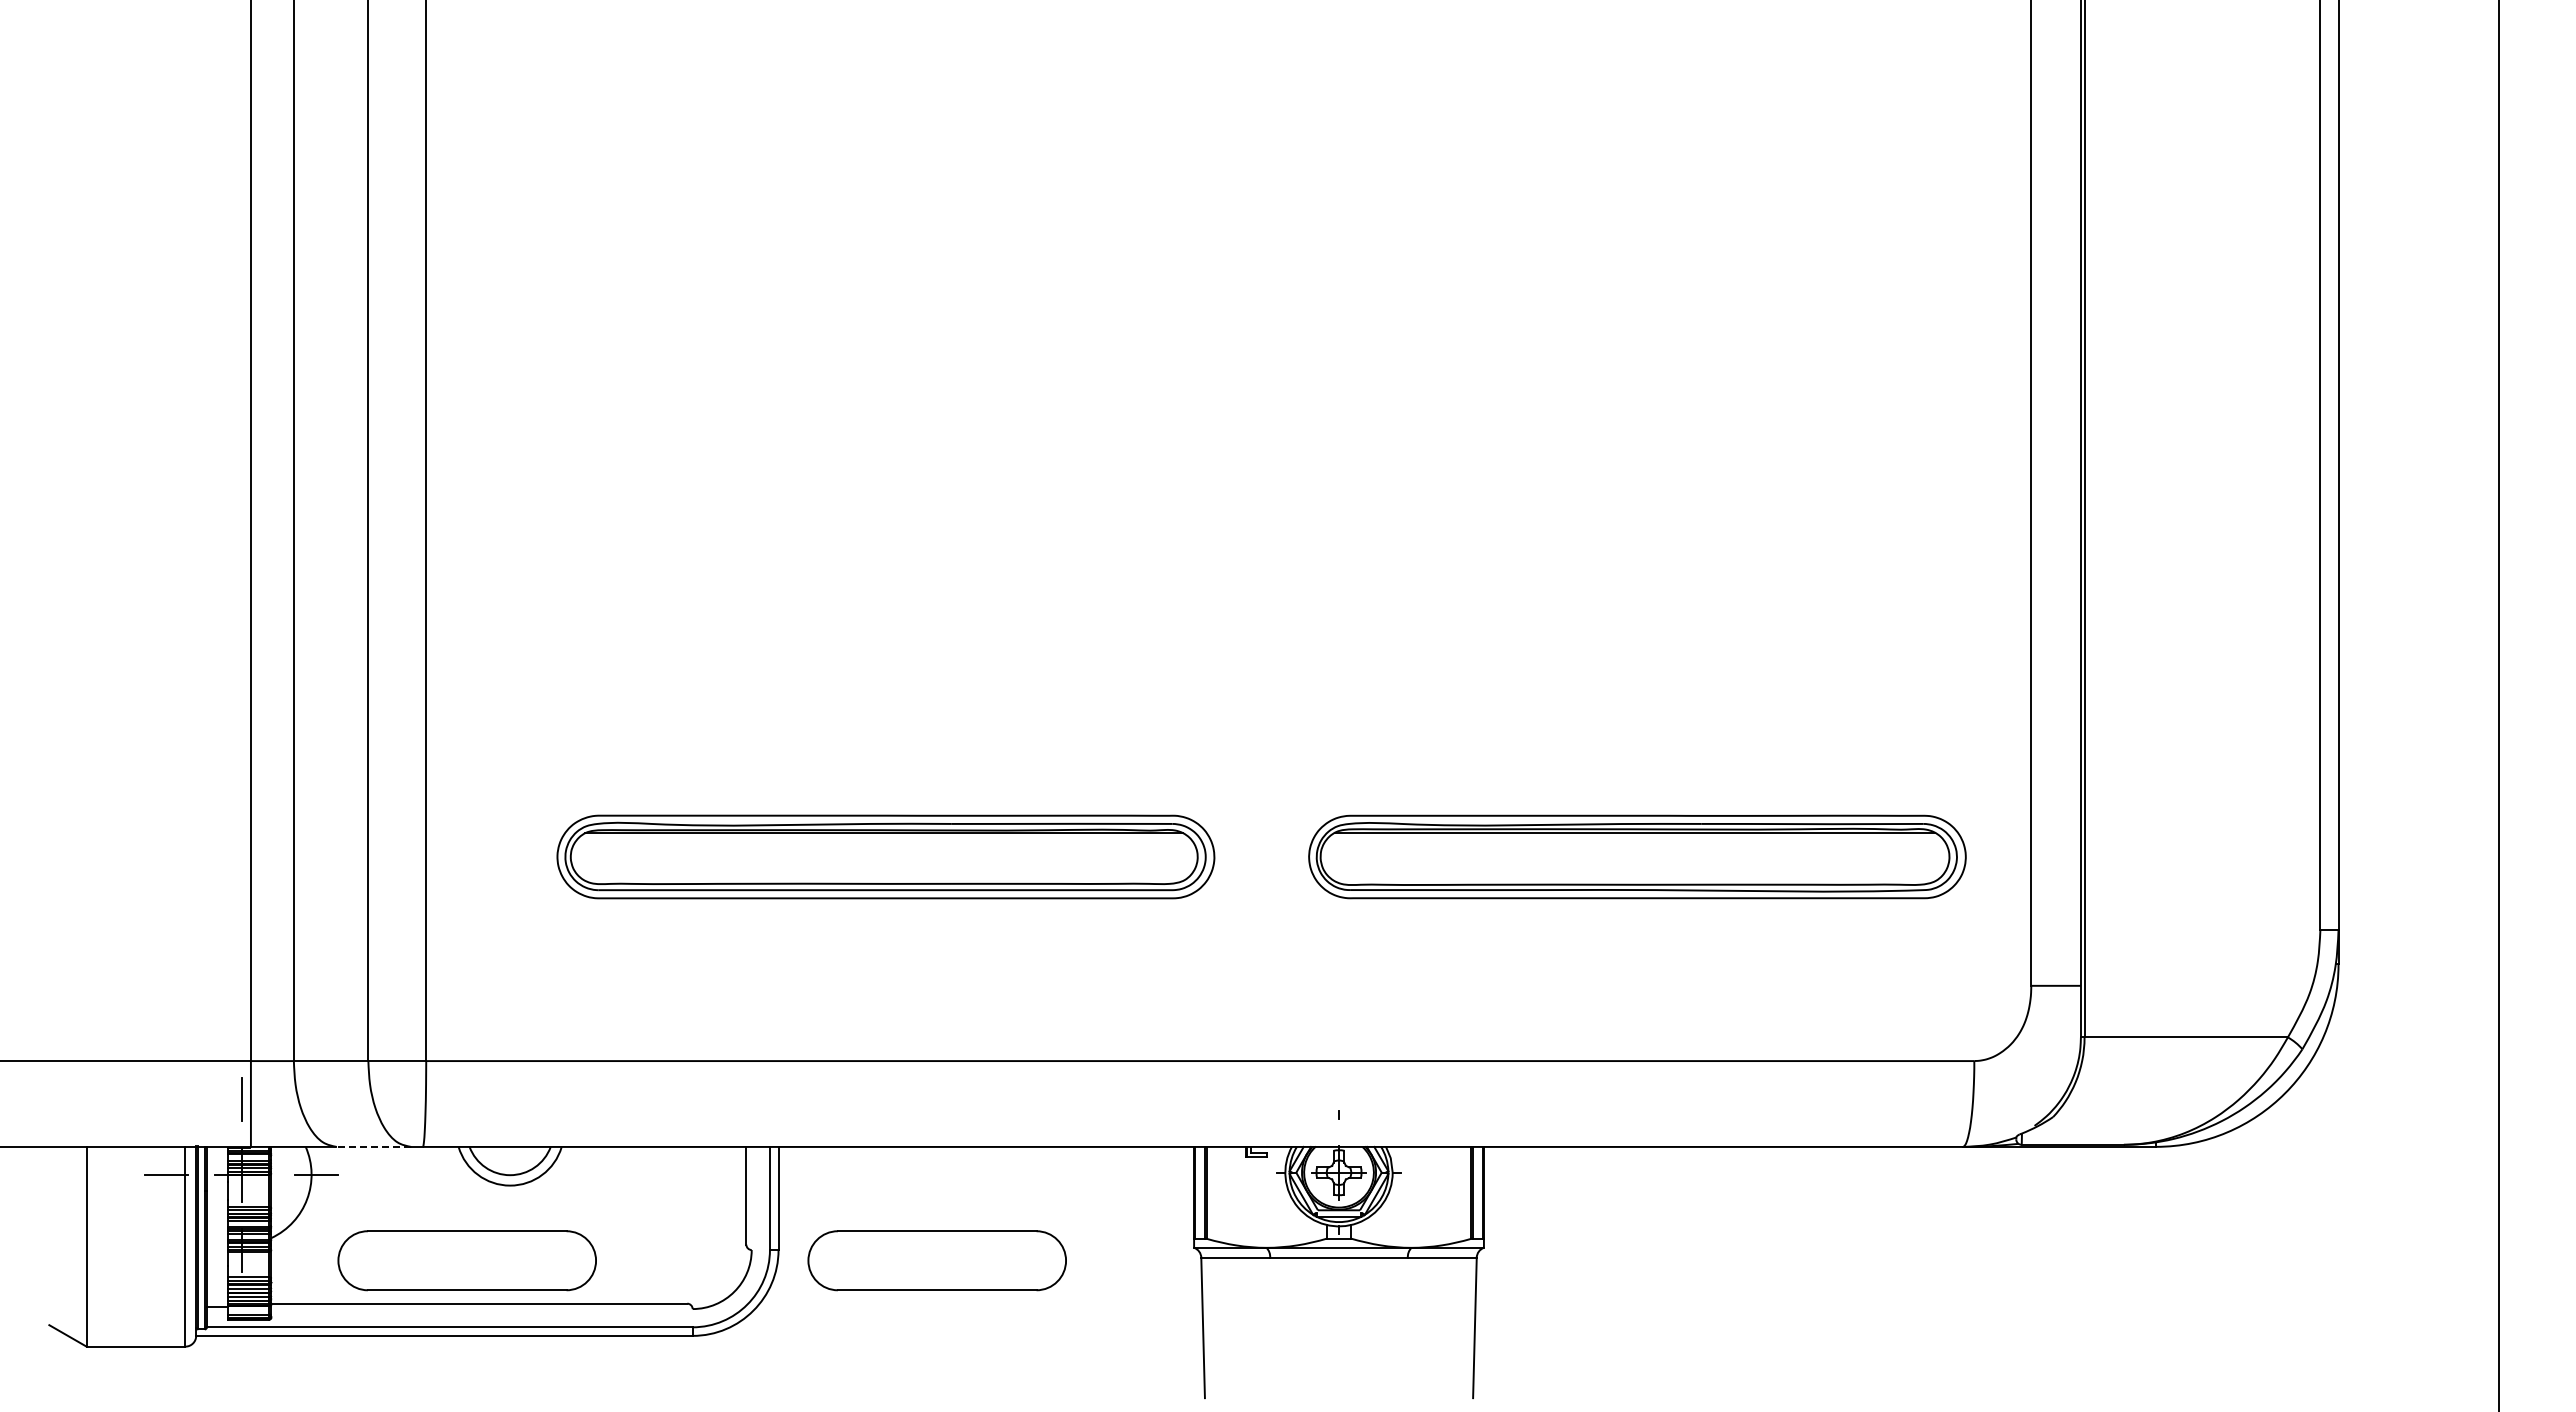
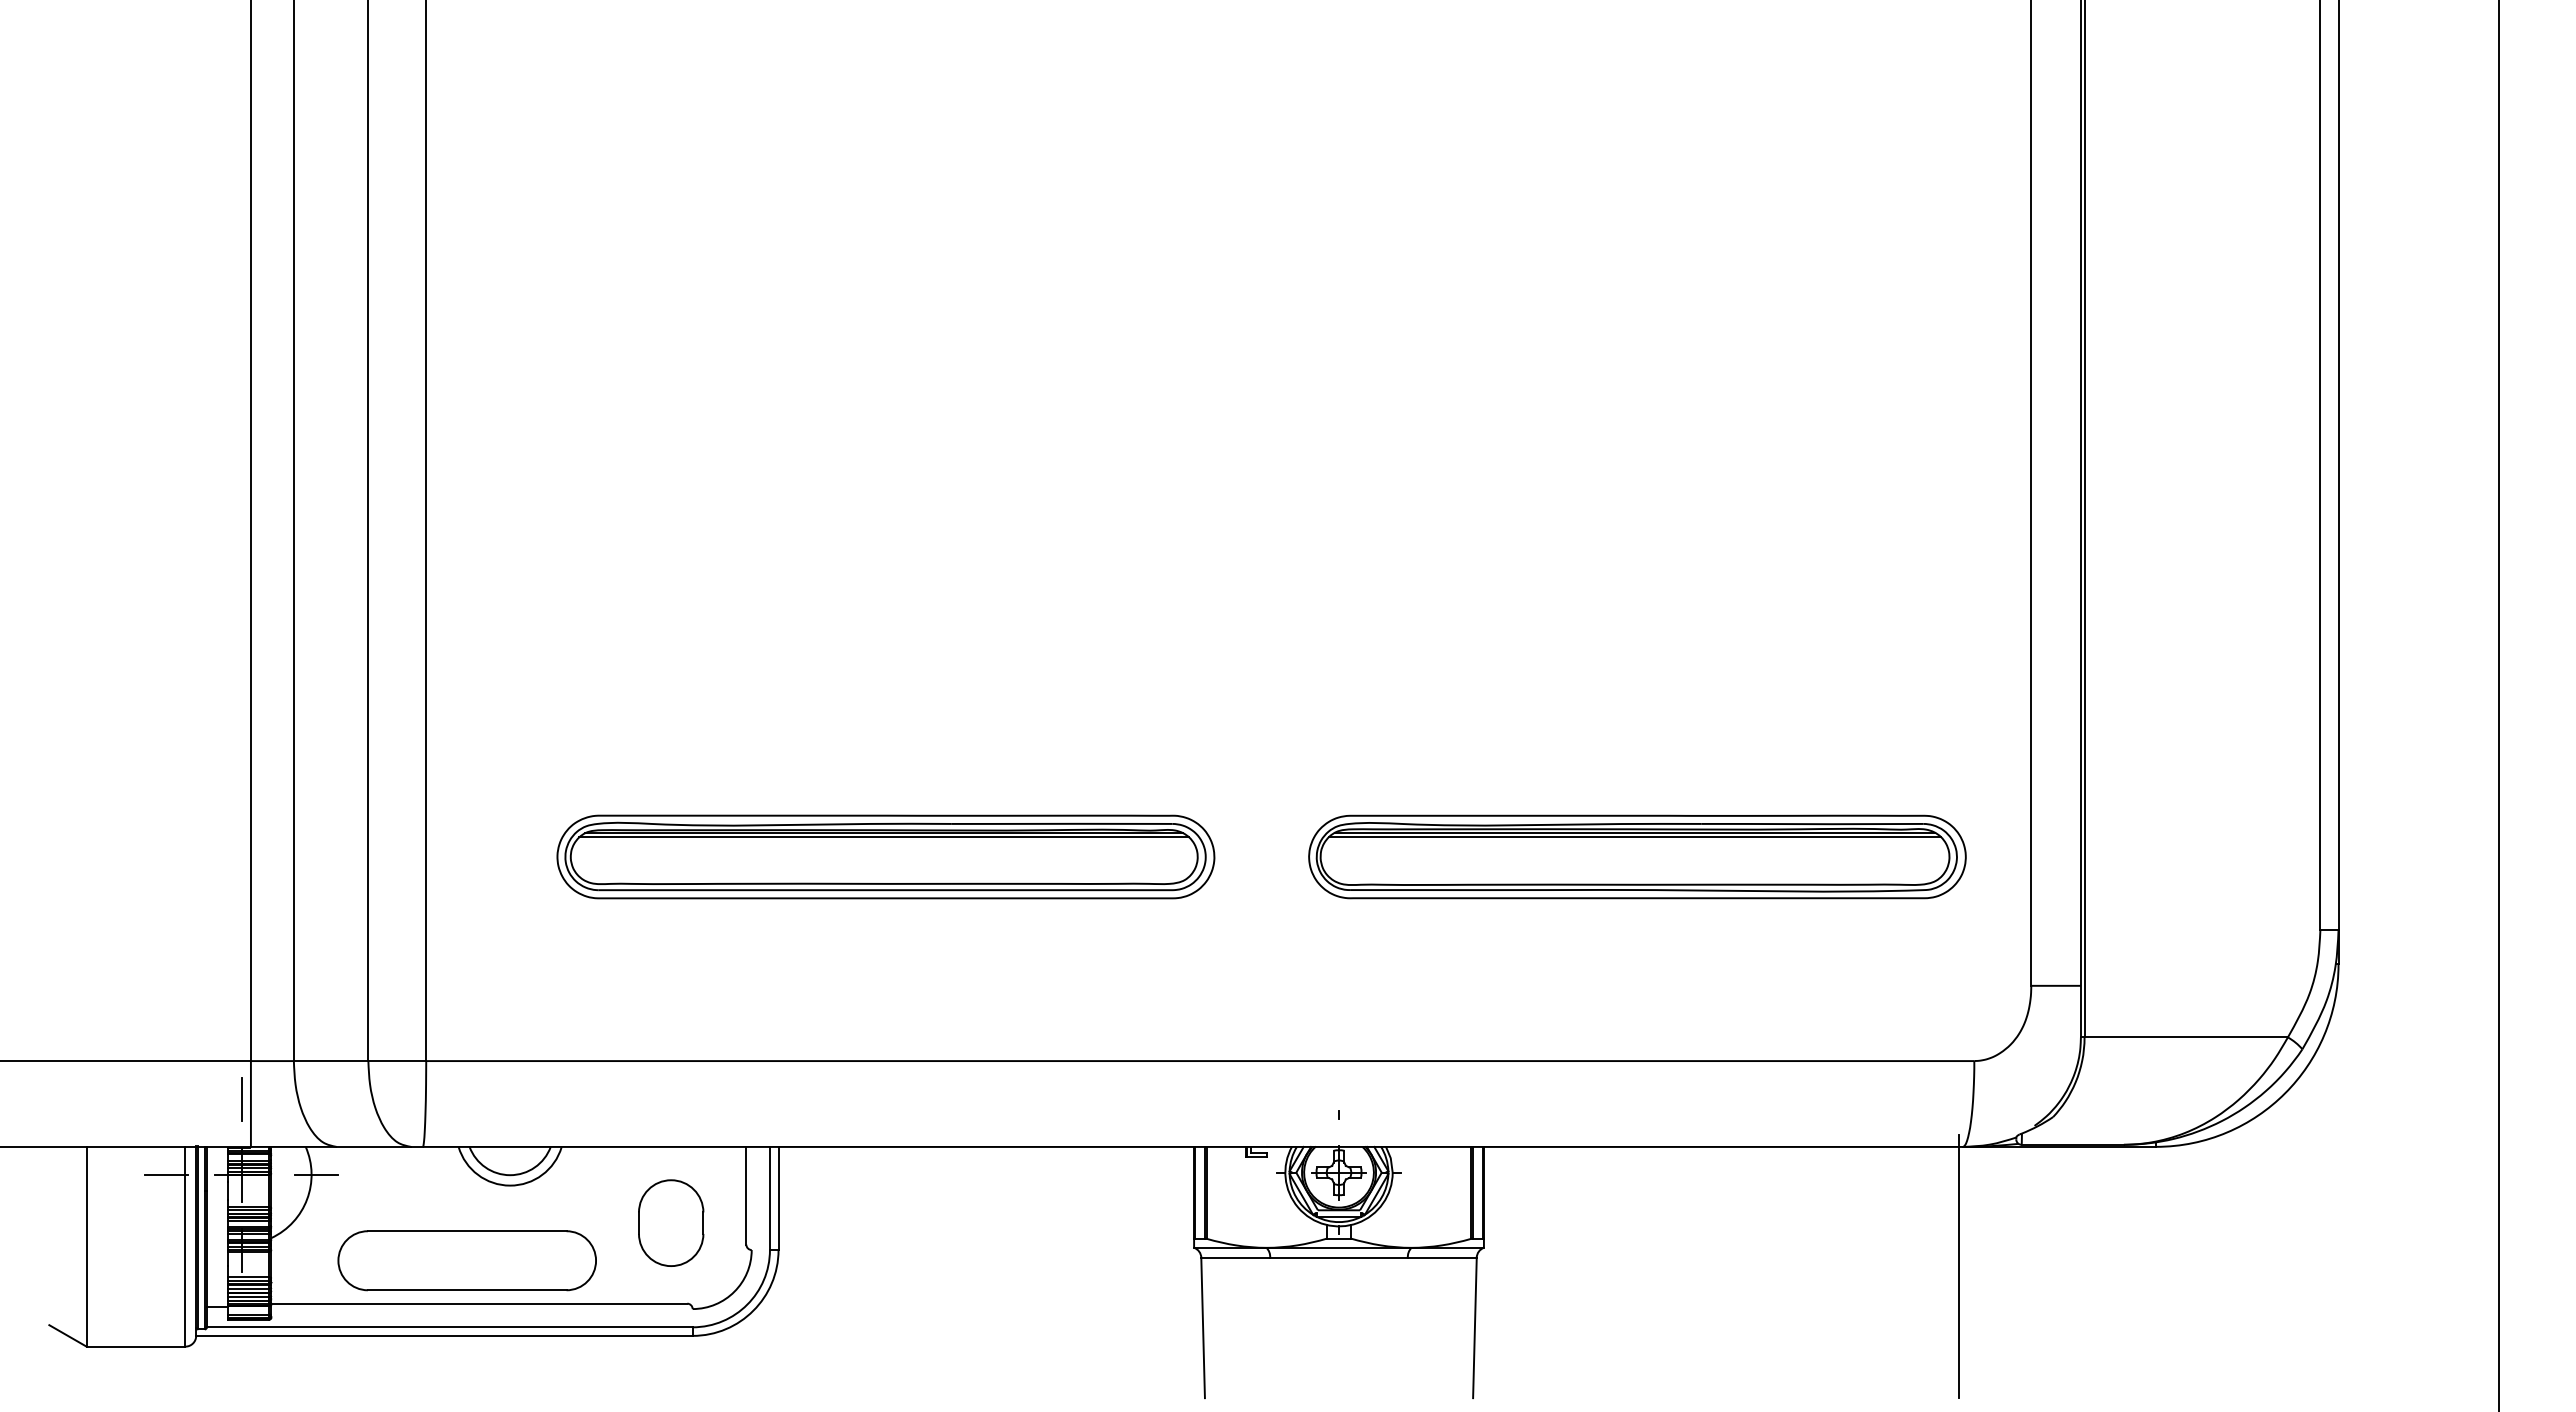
line: none -> present (884, 837)
line: none -> present (1634, 837)
line: dashed -> solid (373, 1146)
part: none -> present (671, 1222)
part: present -> none (936, 1260)
line: none -> present (1959, 1266)
